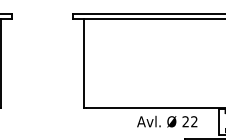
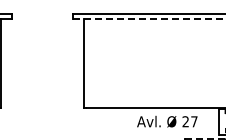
line: solid -> dashed (149, 18)
text: 22 -> 27 (194, 121)
line: solid -> dashed (205, 139)
